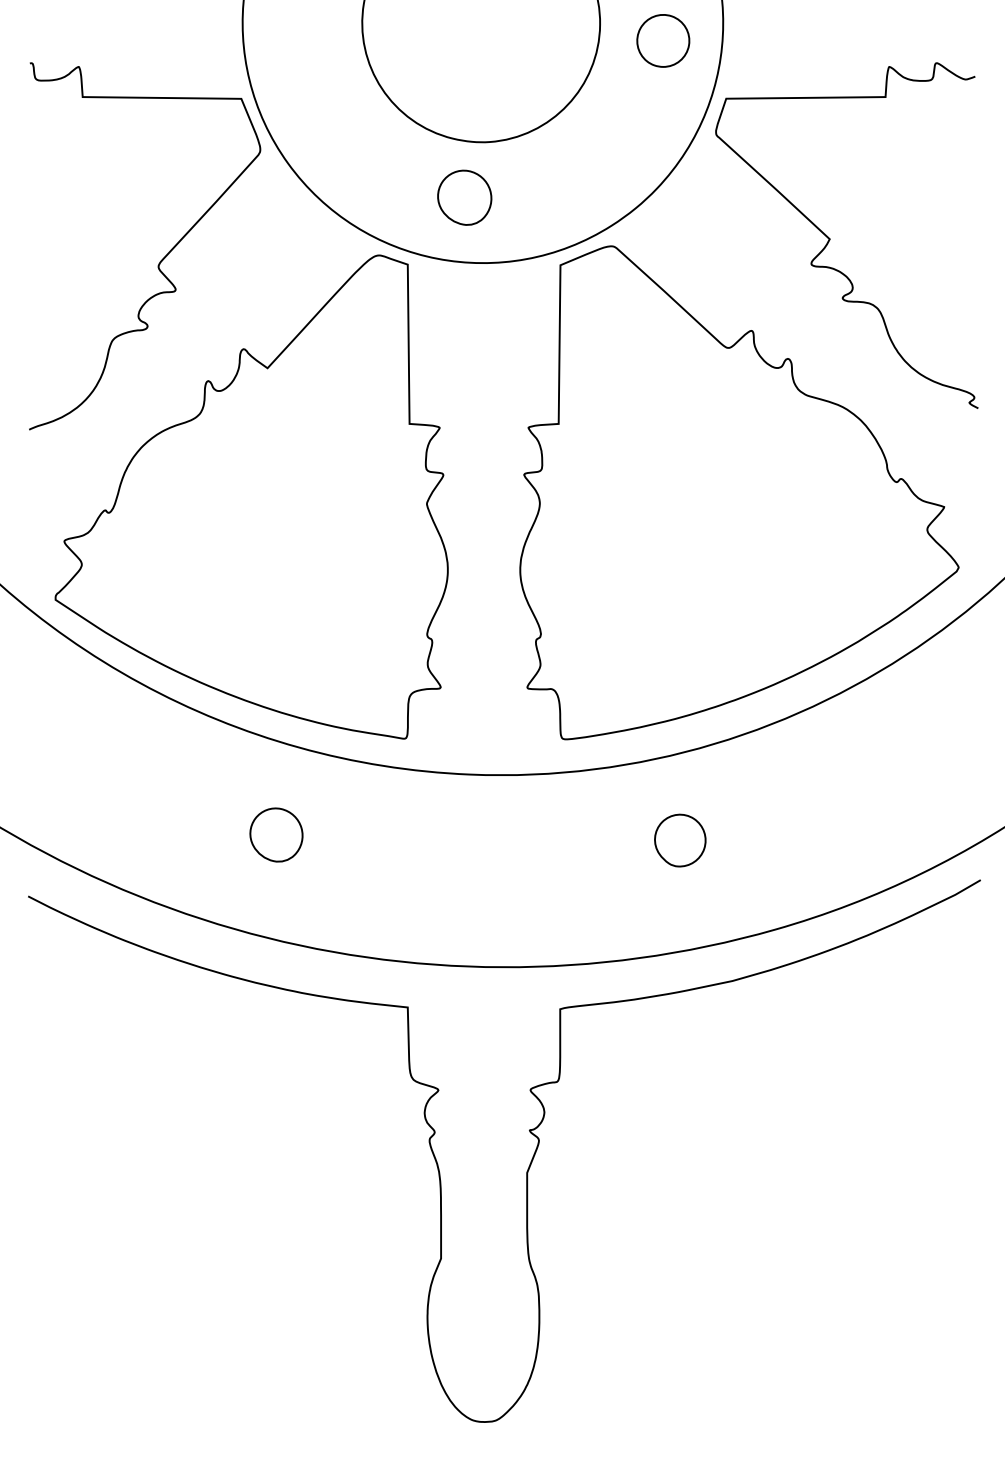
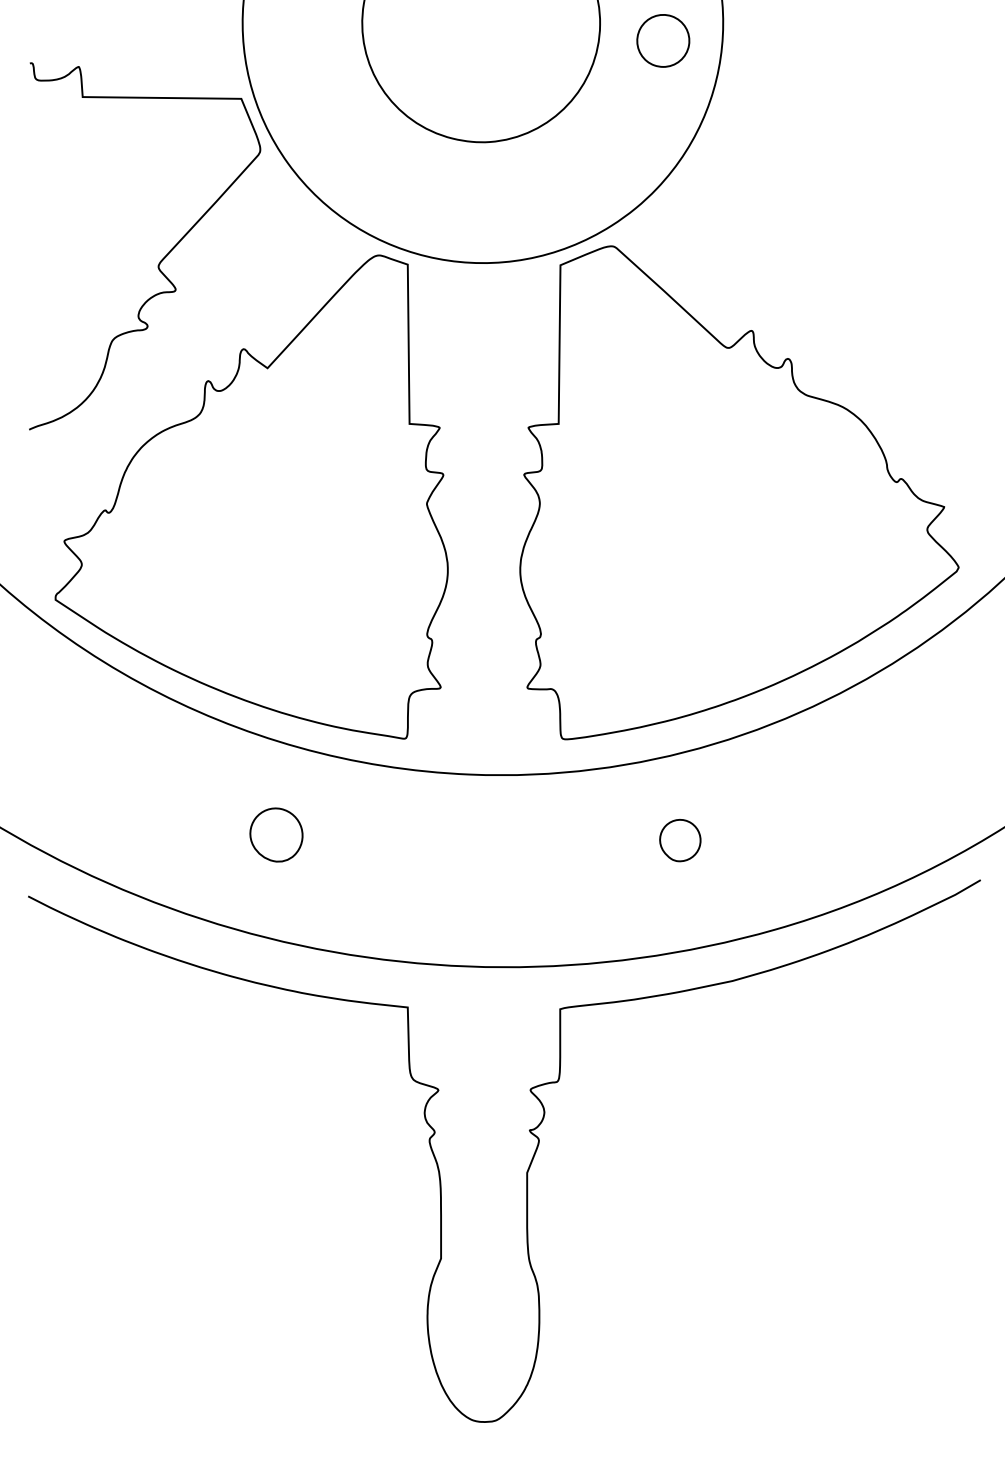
part: present -> none (464, 197)
curve: present -> none (830, 238)
part size: 53x55 px -> 43x44 px (680, 840)
